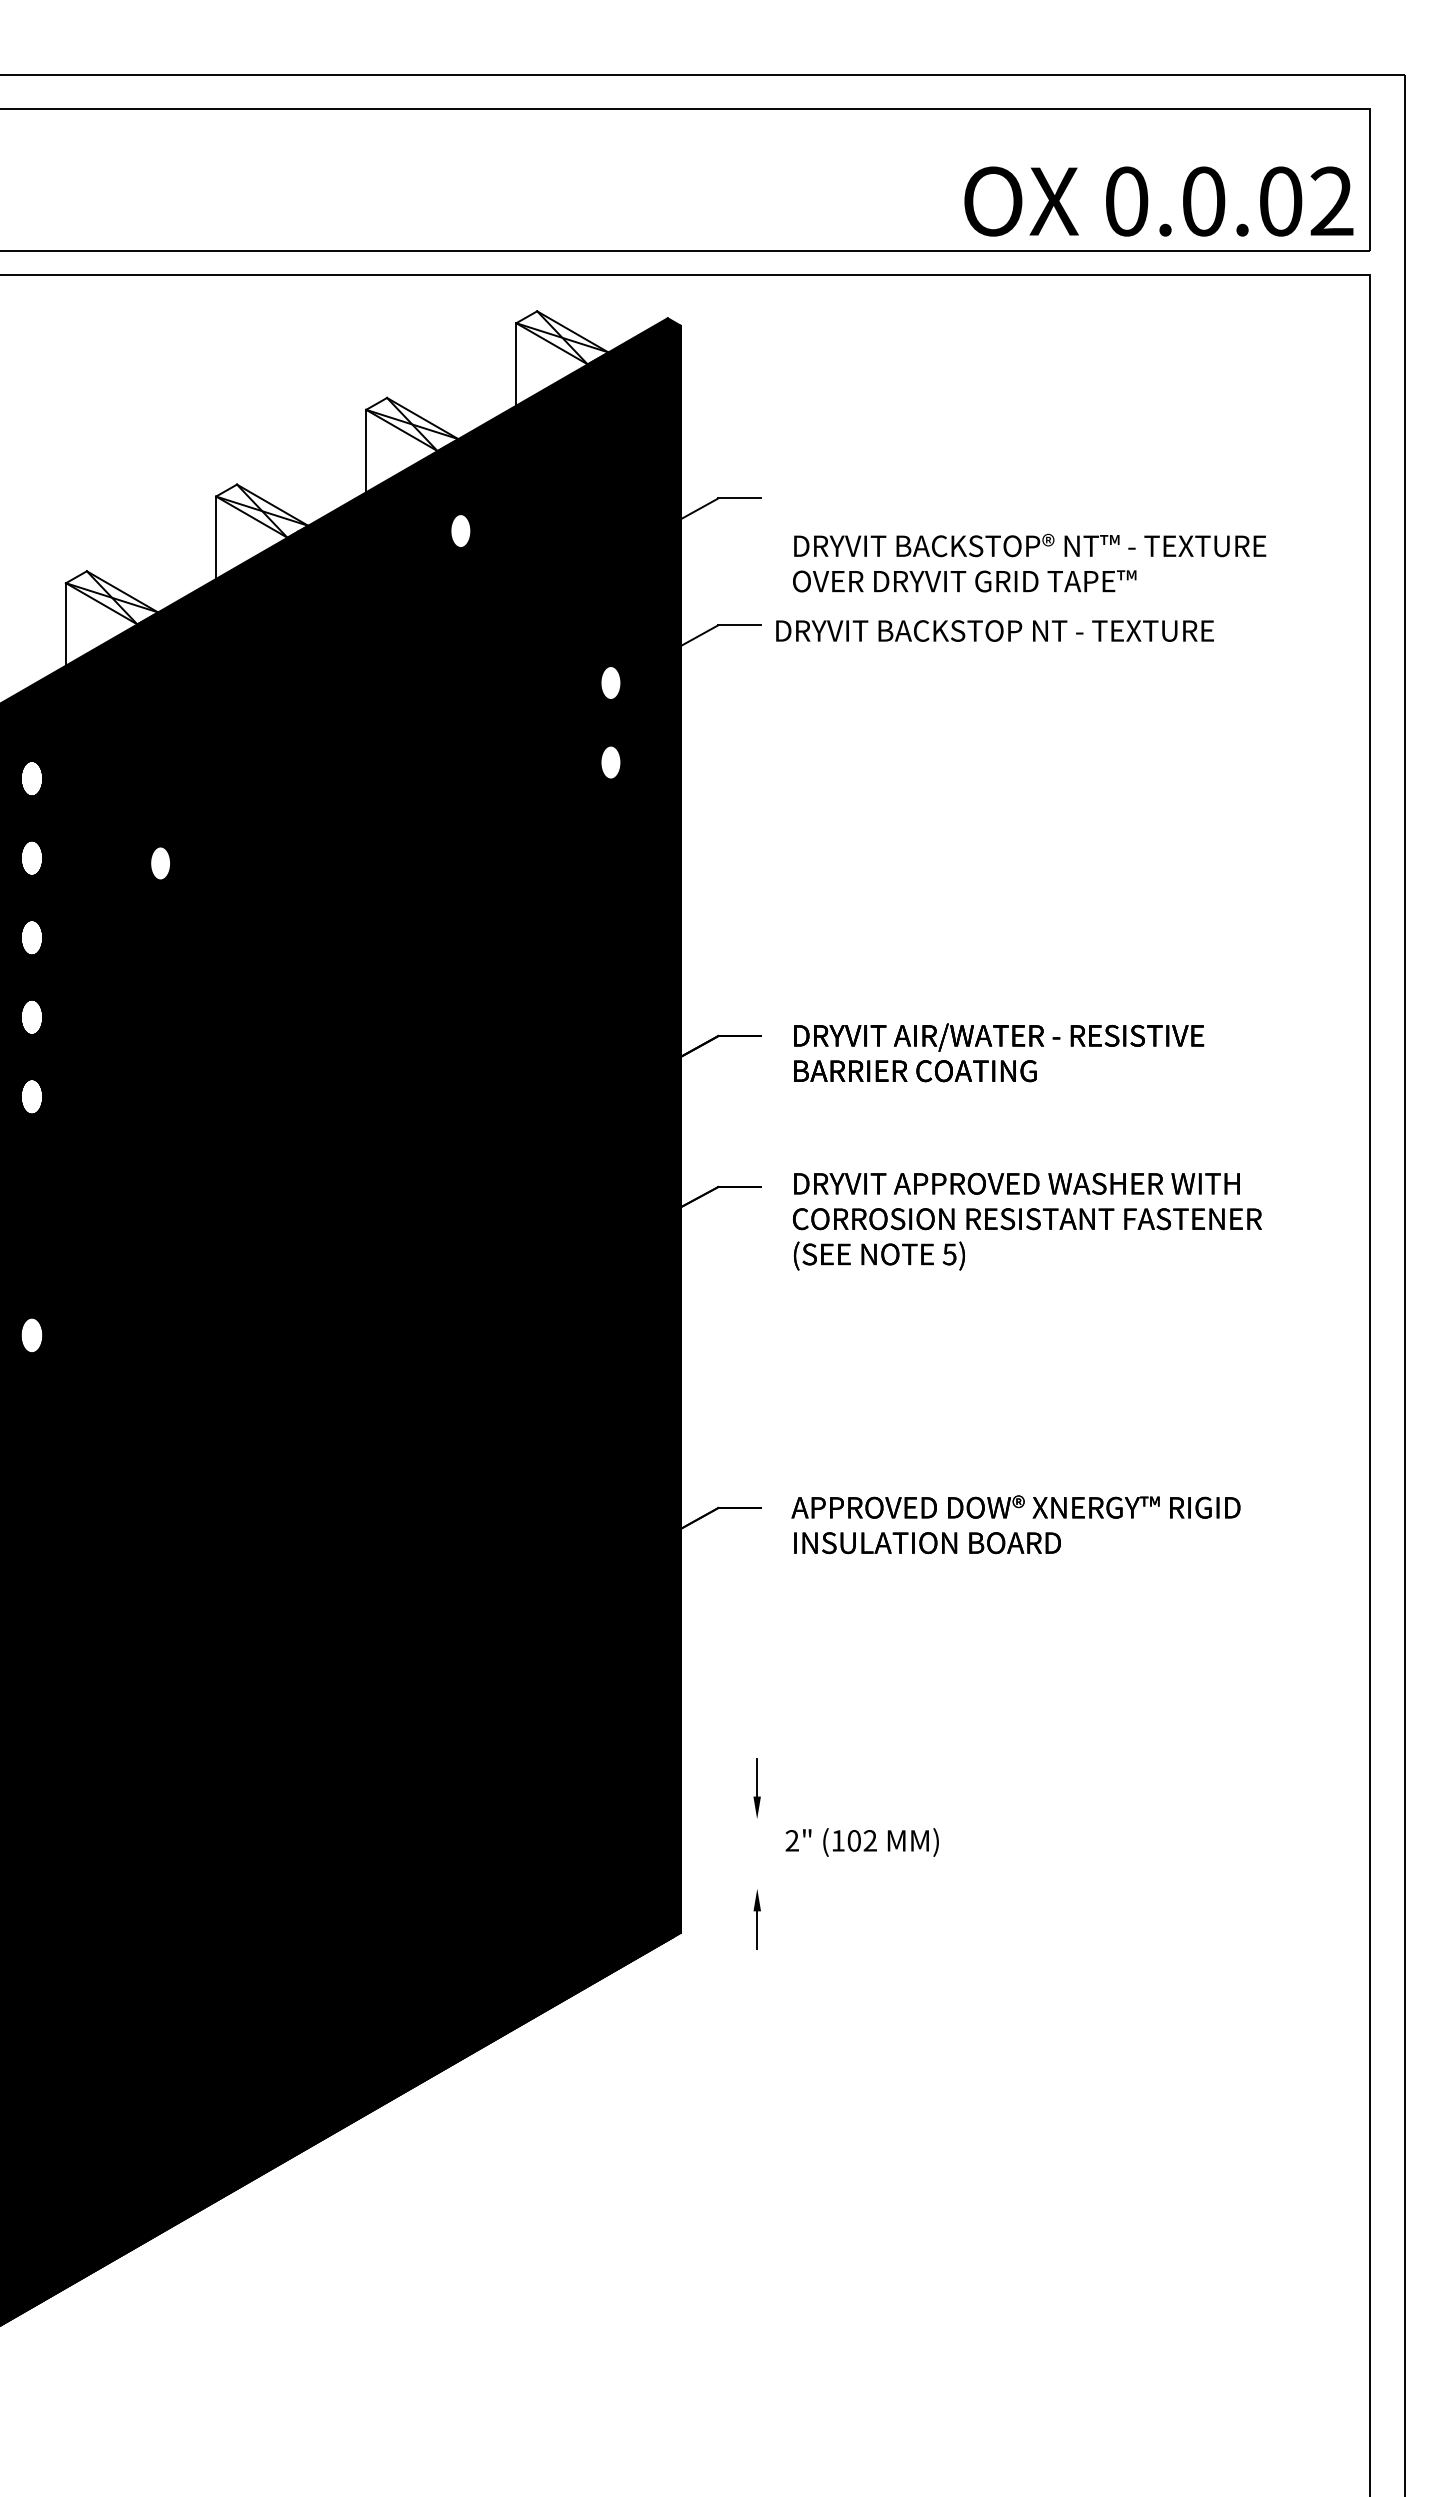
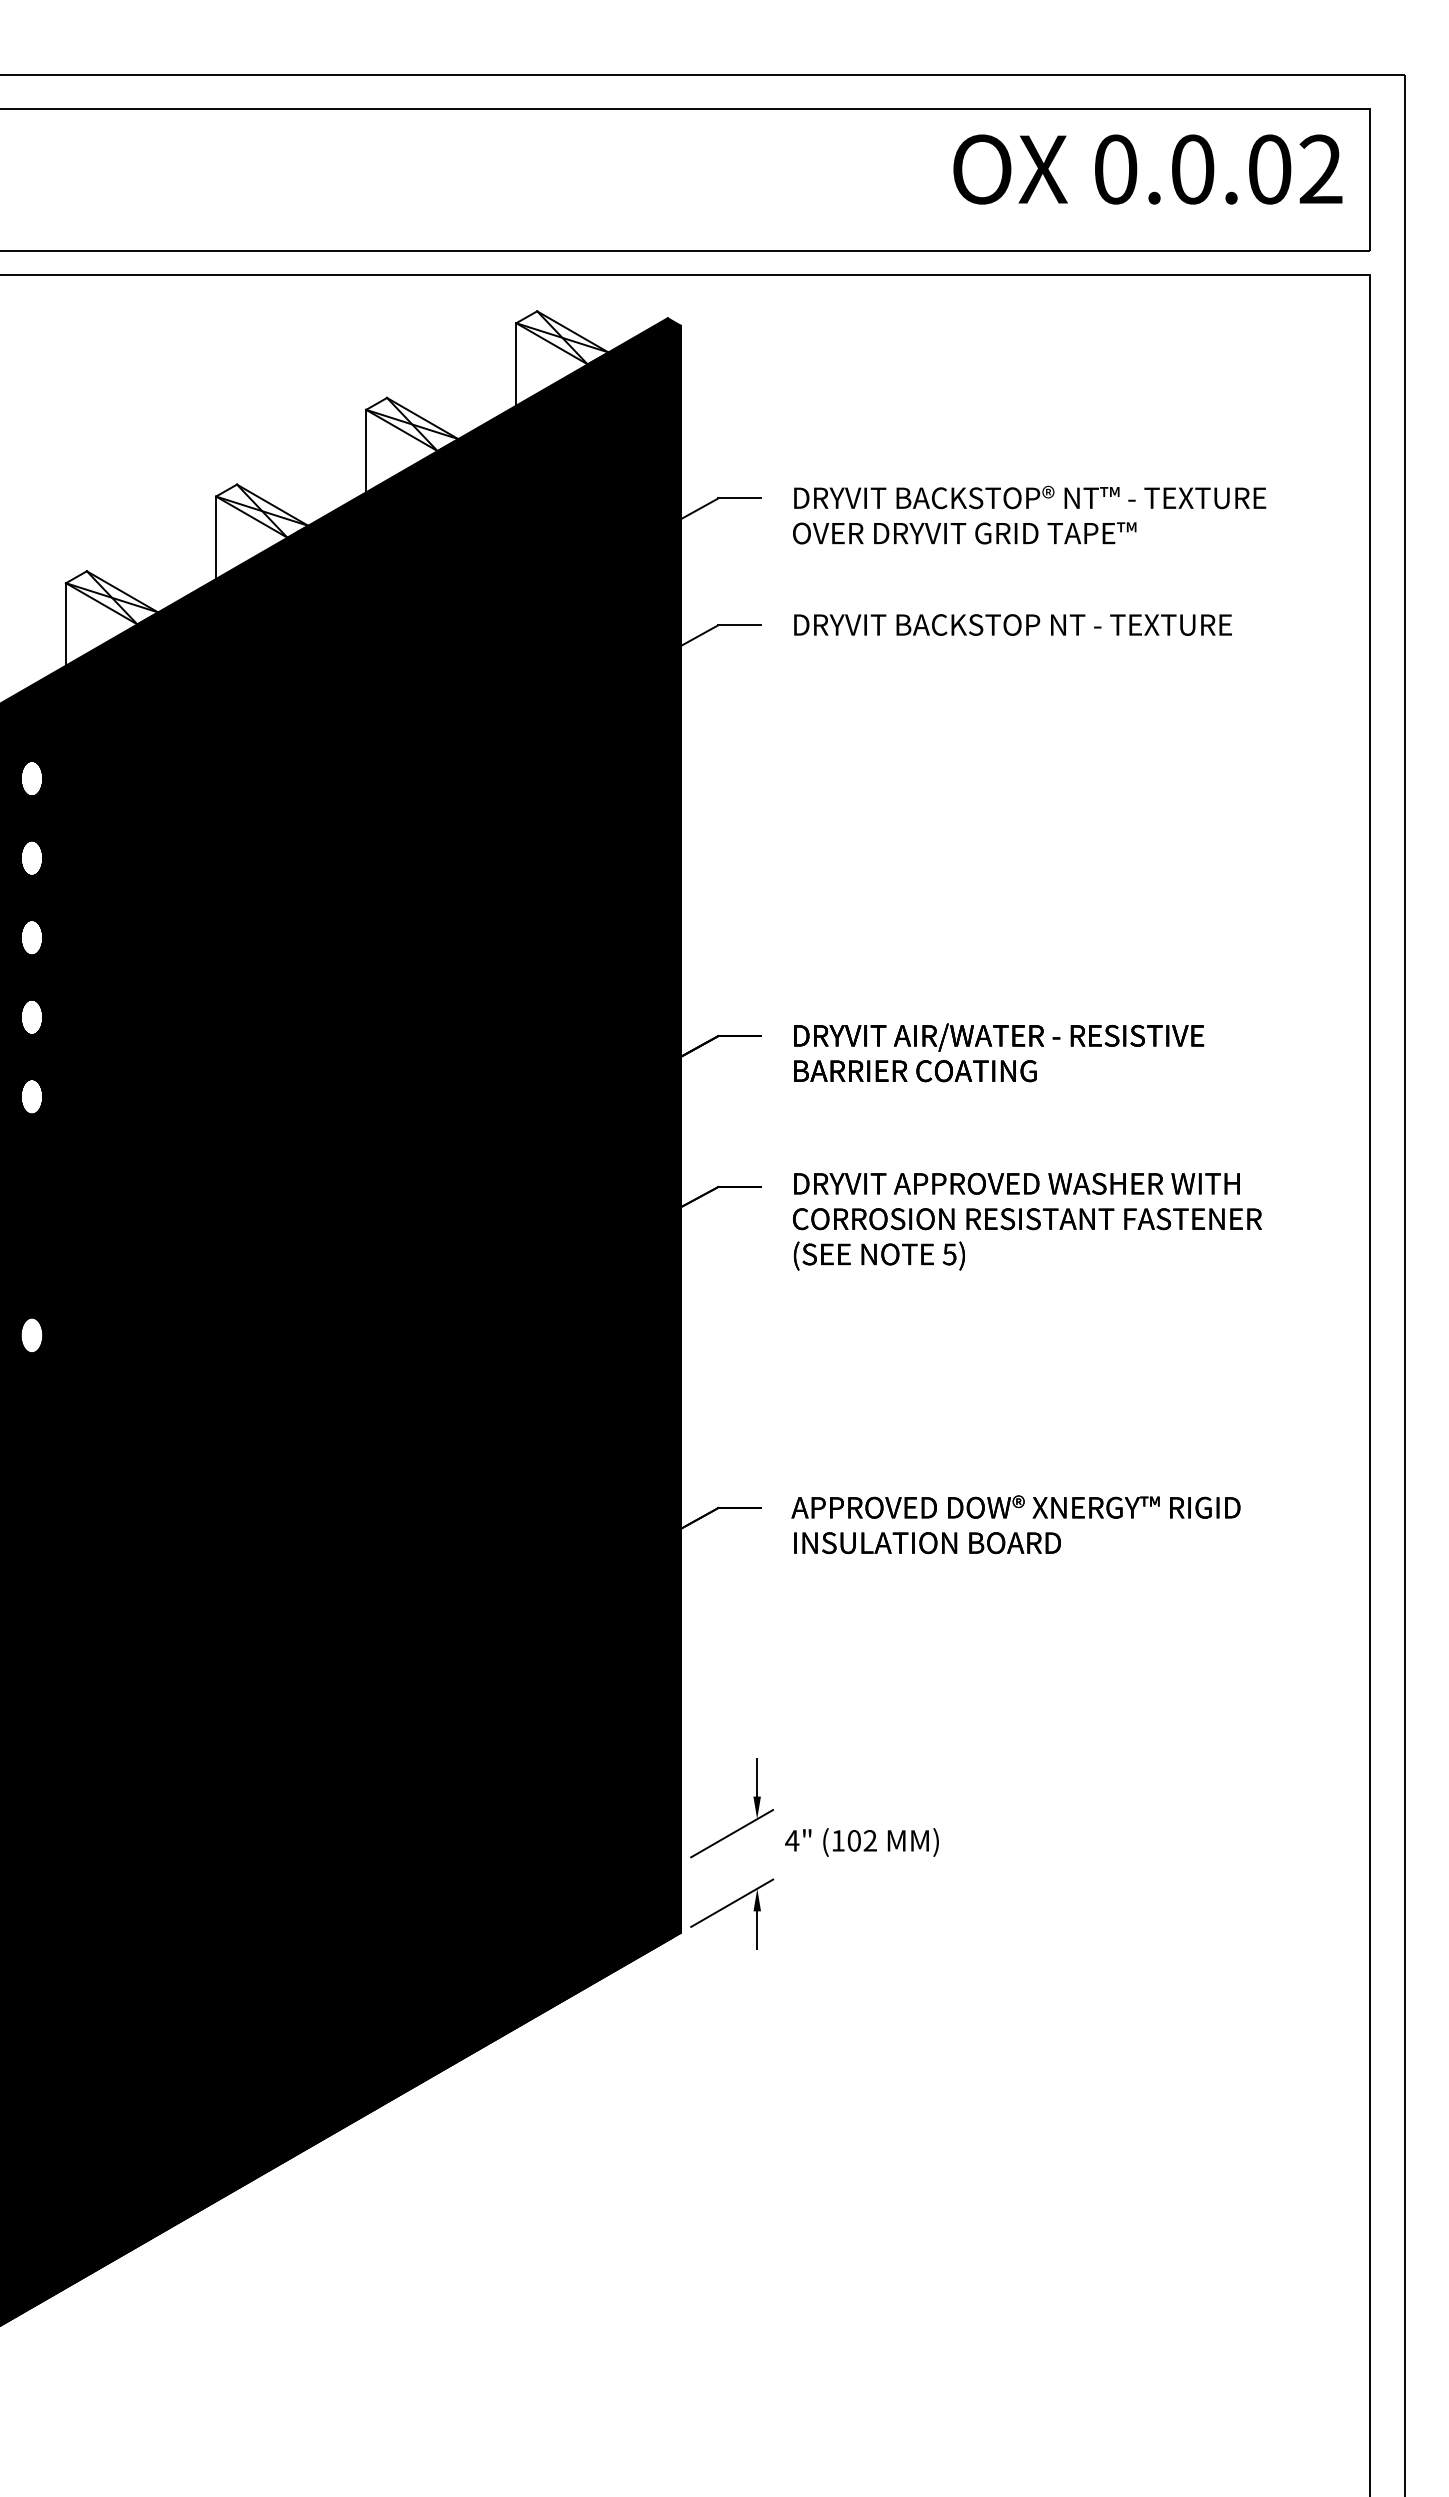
text position: (1158, 201) -> (1147, 169) (1147, 169)
fill: none -> present (460, 531)
text position: (1029, 562) -> (1029, 514) (1029, 514)
text position: (994, 630) -> (1012, 624) (1012, 624)
fill: none -> present (610, 682)
fill: none -> present (610, 762)
fill: none -> present (160, 863)
line: none -> present (732, 1833)
text: 2" -> 4" (792, 1840)
line: none -> present (732, 1902)
